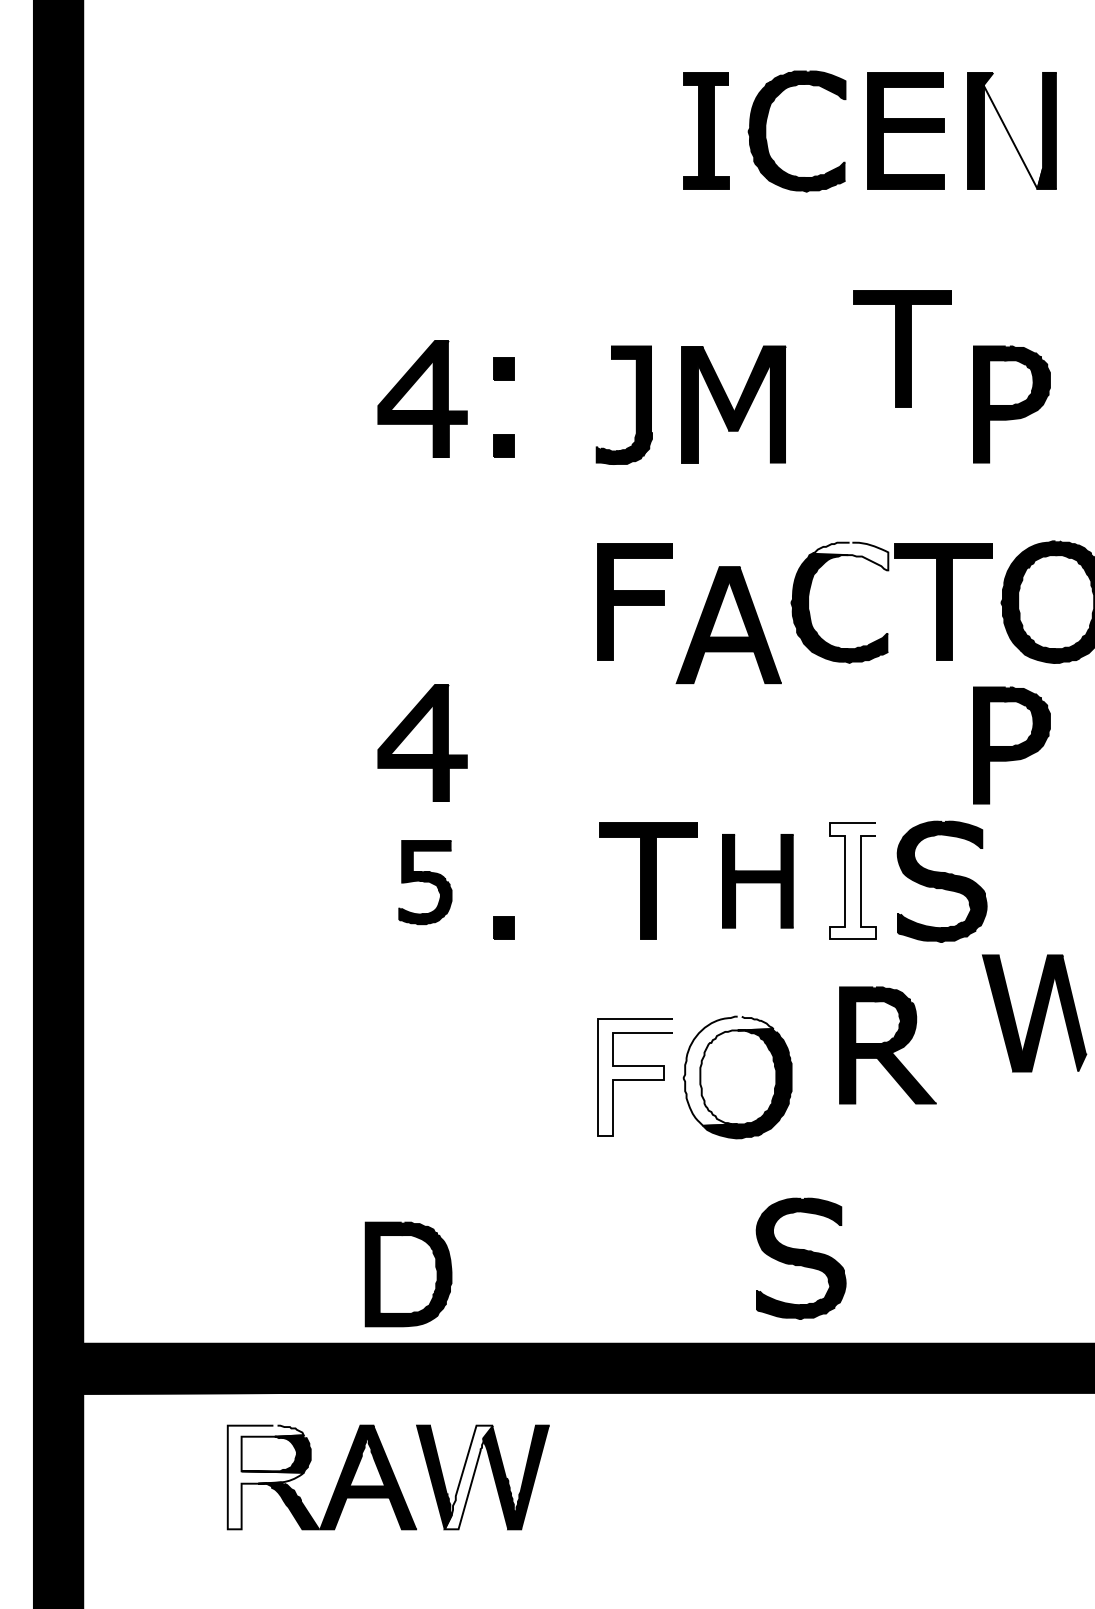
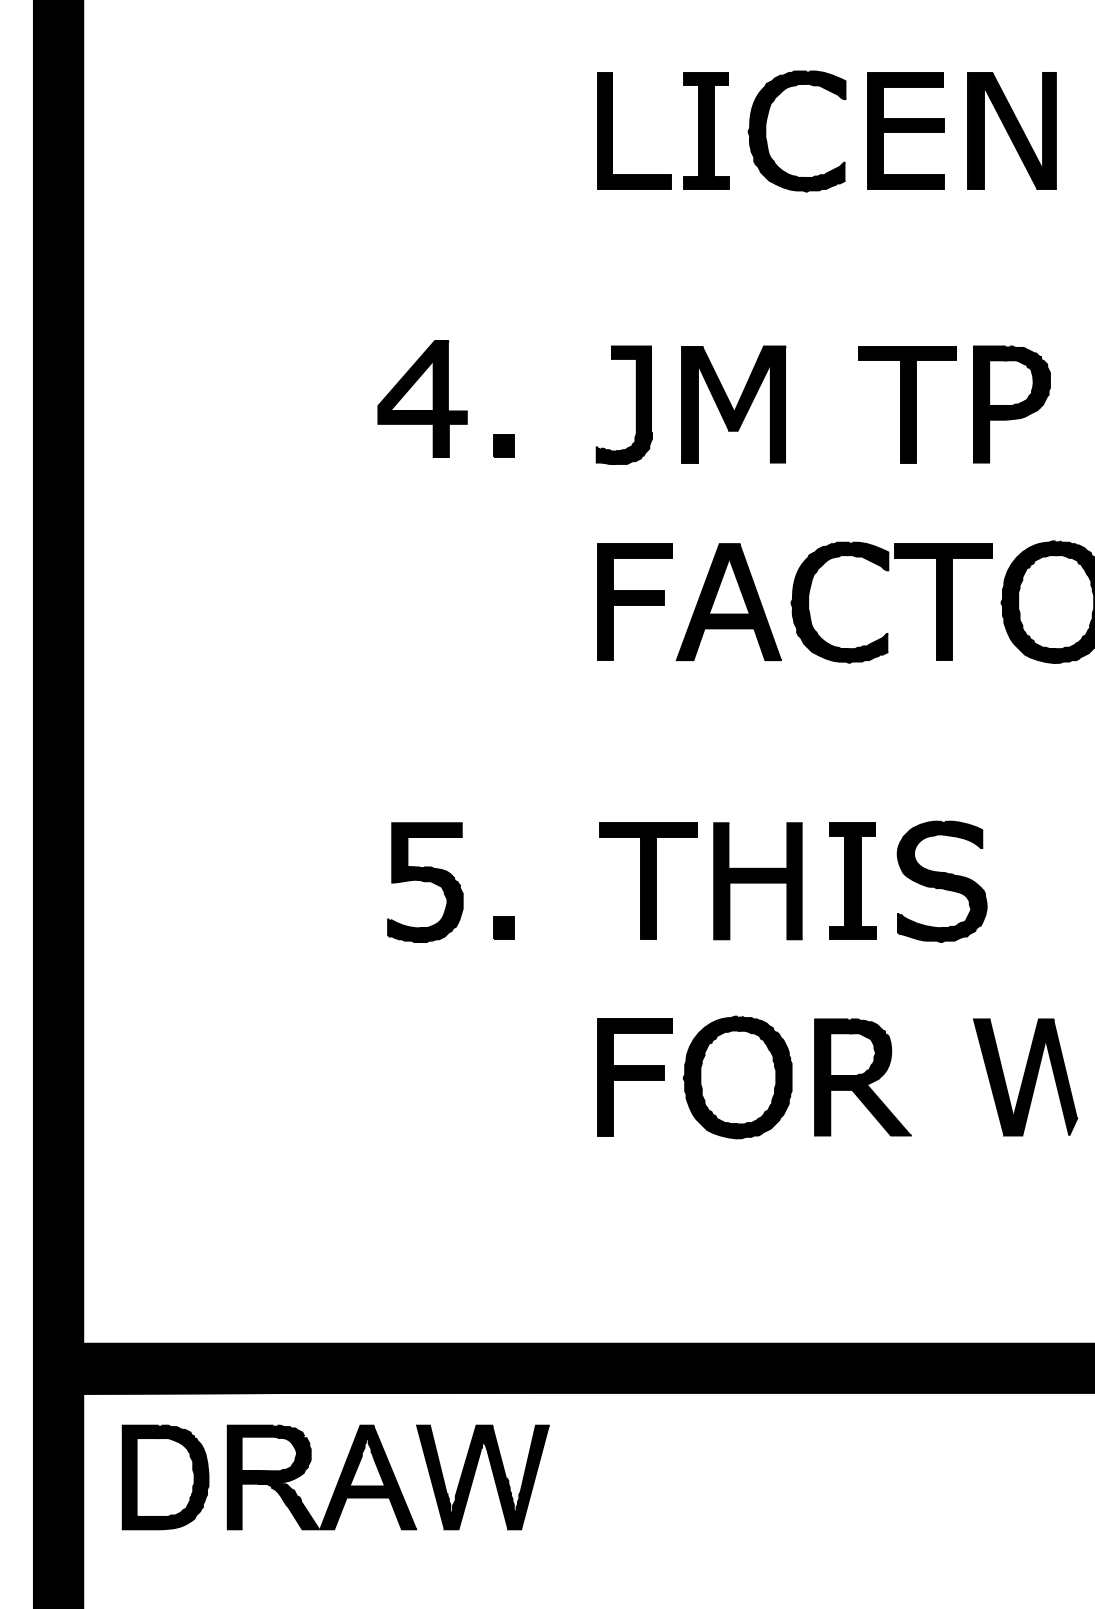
part: none -> present (612, 130)
fill: none -> present (1013, 130)
part position: (902, 348) -> (907, 404) (907, 404)
part: present -> none (503, 368)
fill: none -> present (850, 556)
part position: (728, 625) -> (728, 602) (728, 602)
part: present -> none (422, 742)
part: present -> none (1011, 745)
part size: 72x95 px -> 90x119 px (757, 881)
fill: none -> present (852, 881)
part size: 55x86 px -> 77x121 px (425, 882)
part position: (1034, 1013) -> (1025, 1077) (1025, 1077)
part position: (887, 1045) -> (862, 1077) (862, 1077)
fill: none -> present (728, 1070)
fill: none -> present (635, 1077)
part: present -> none (800, 1258)
part position: (408, 1274) -> (165, 1477) (165, 1477)
fill: none -> present (265, 1477)
fill: none -> present (468, 1477)
